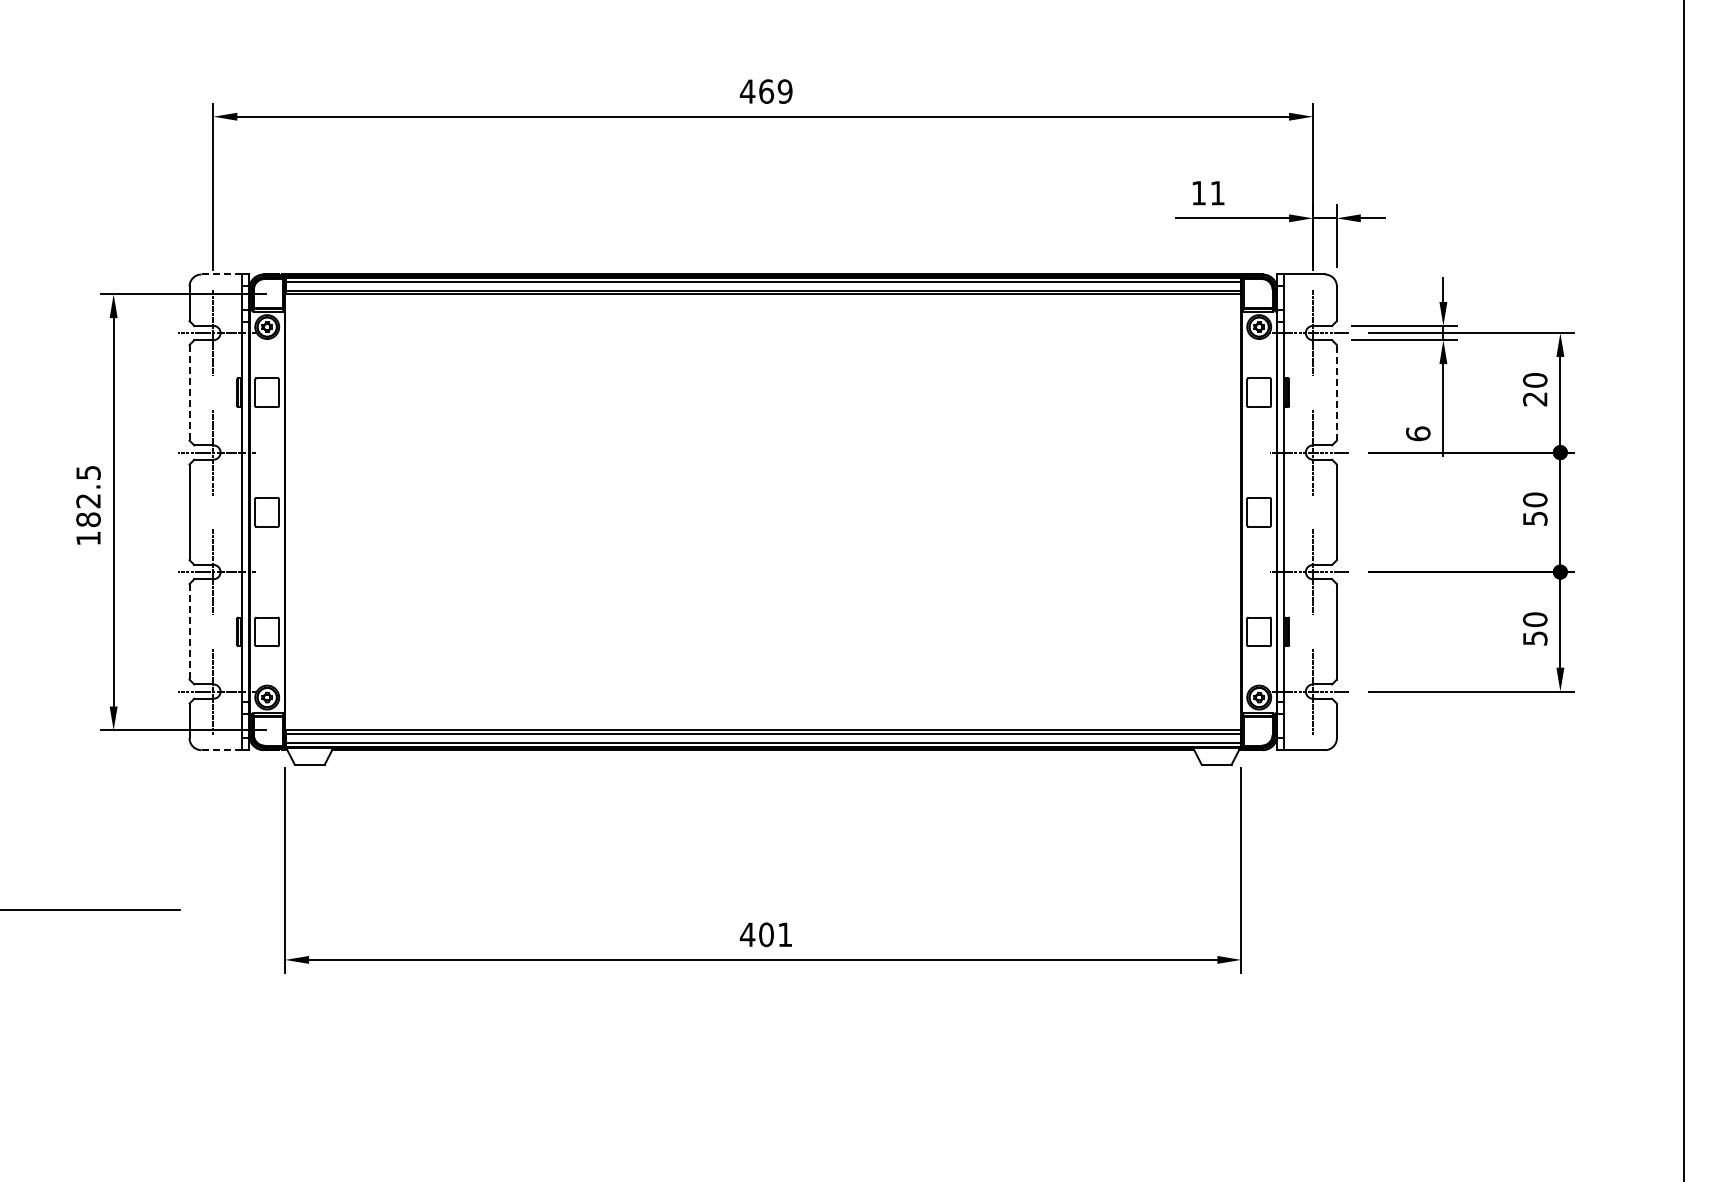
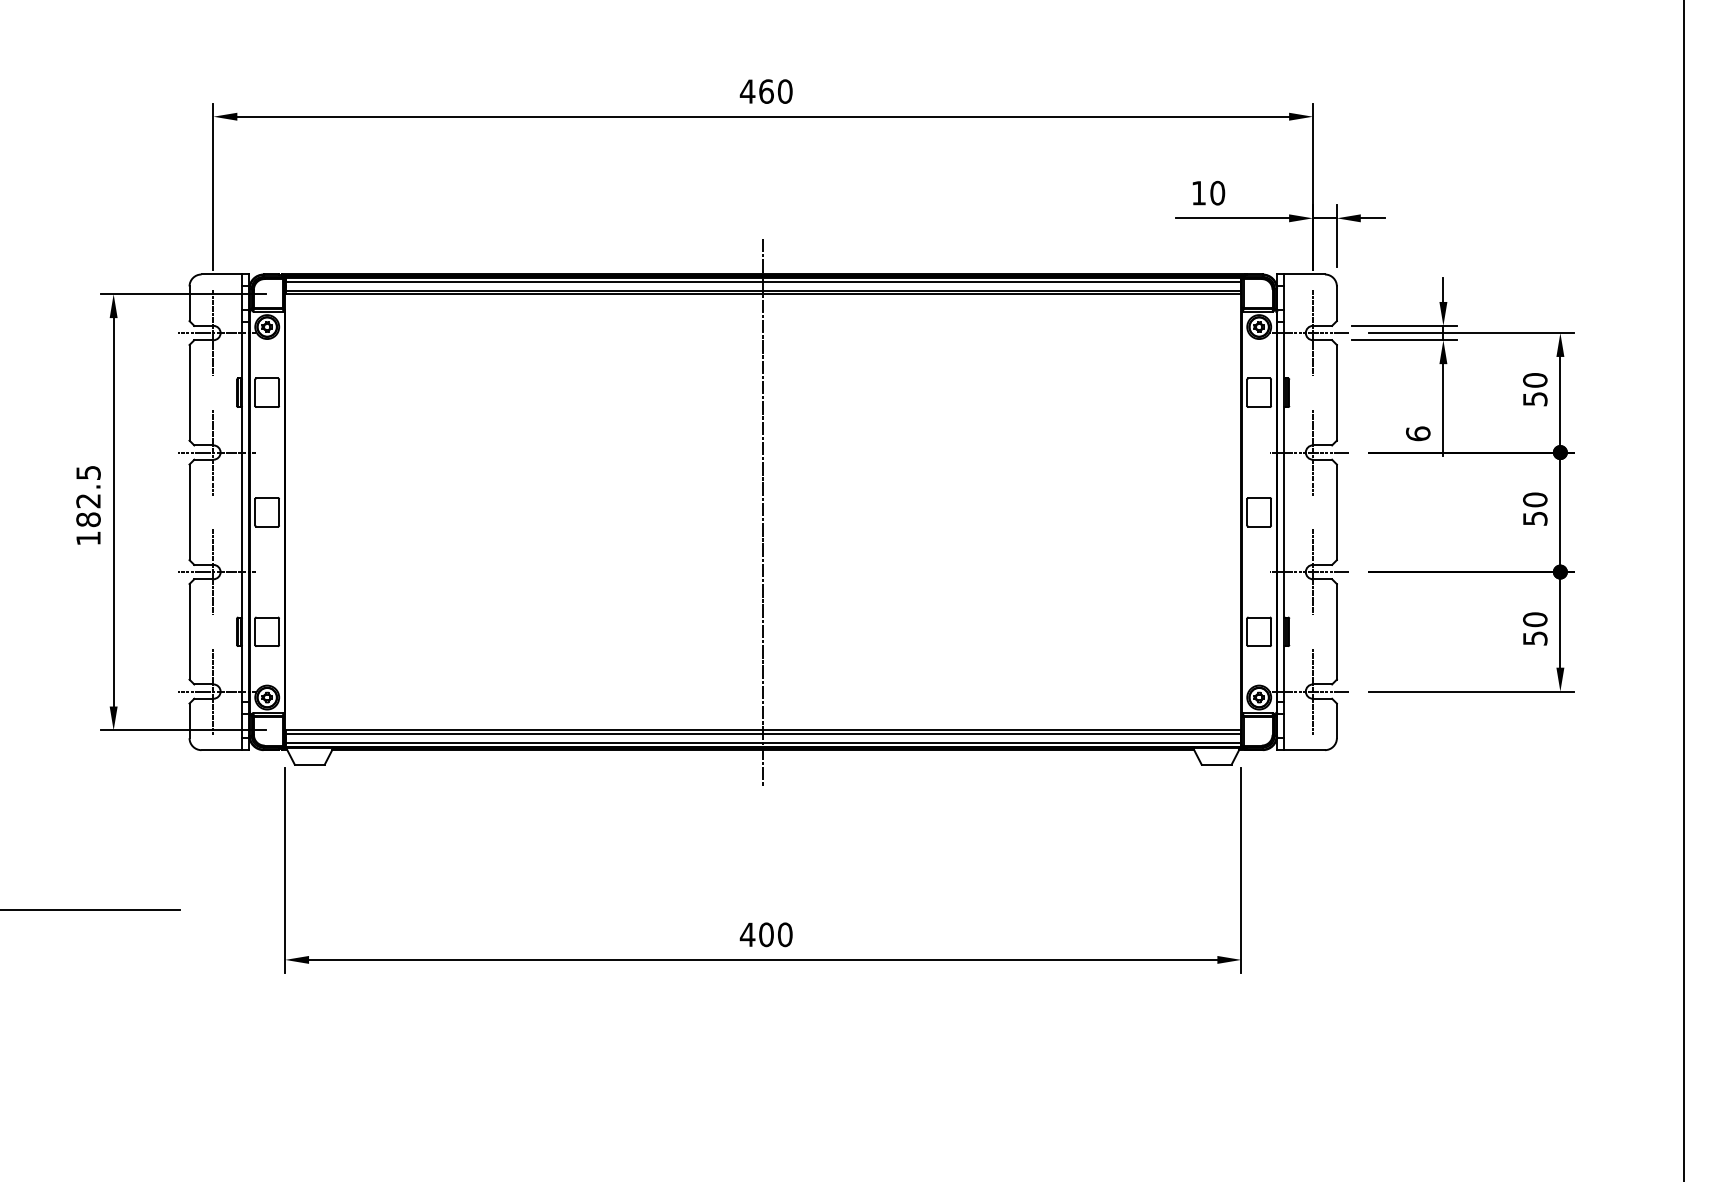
text: 469 -> 460 (784, 91)
text: 11 -> 10 (1217, 192)
line: dashed -> solid (221, 274)
line: dashed -> solid (189, 392)
line: dashed -> solid (1336, 392)
text: 20 -> 50 (1535, 399)
line: none -> present (763, 512)
line: dashed -> solid (189, 631)
line: dashed -> solid (222, 750)
text: 401 -> 400 (784, 934)
